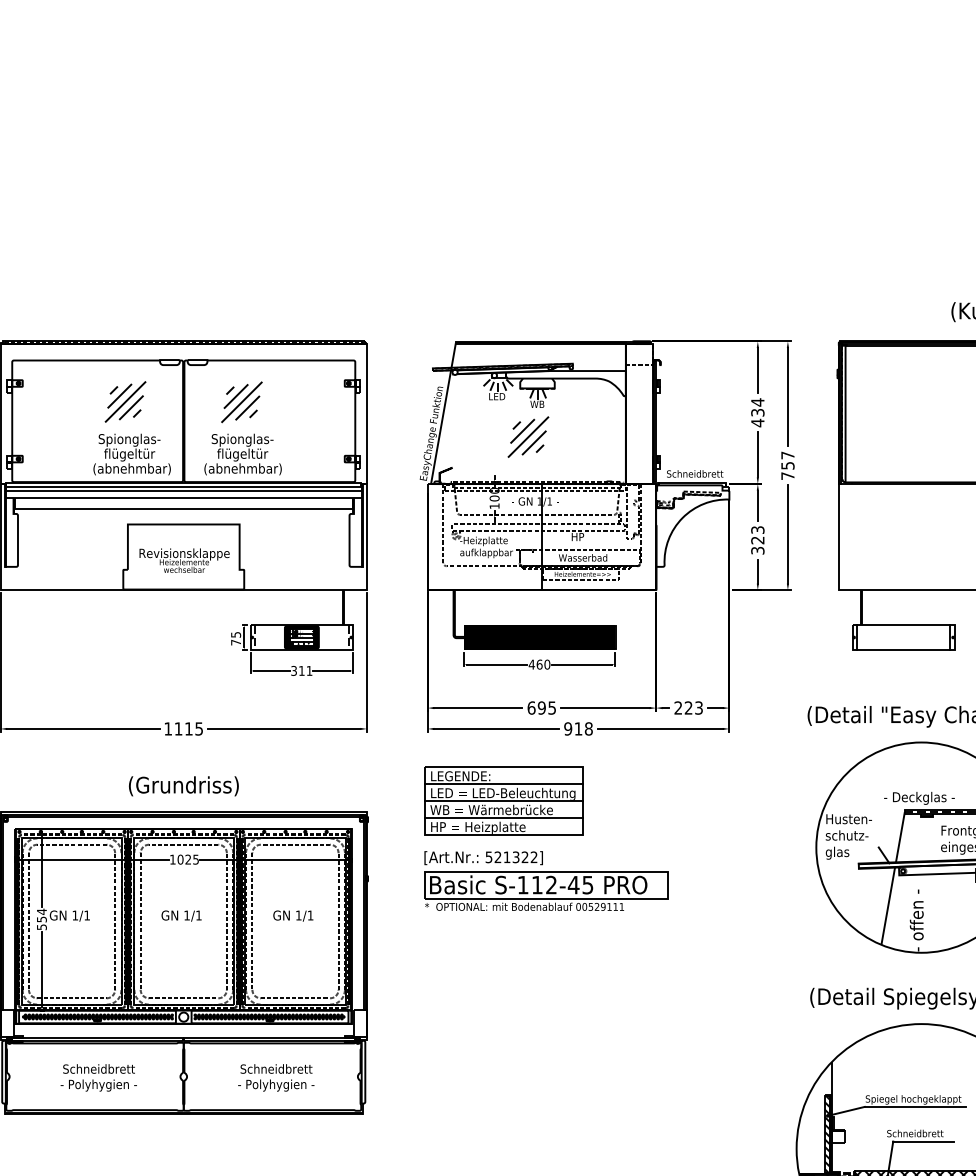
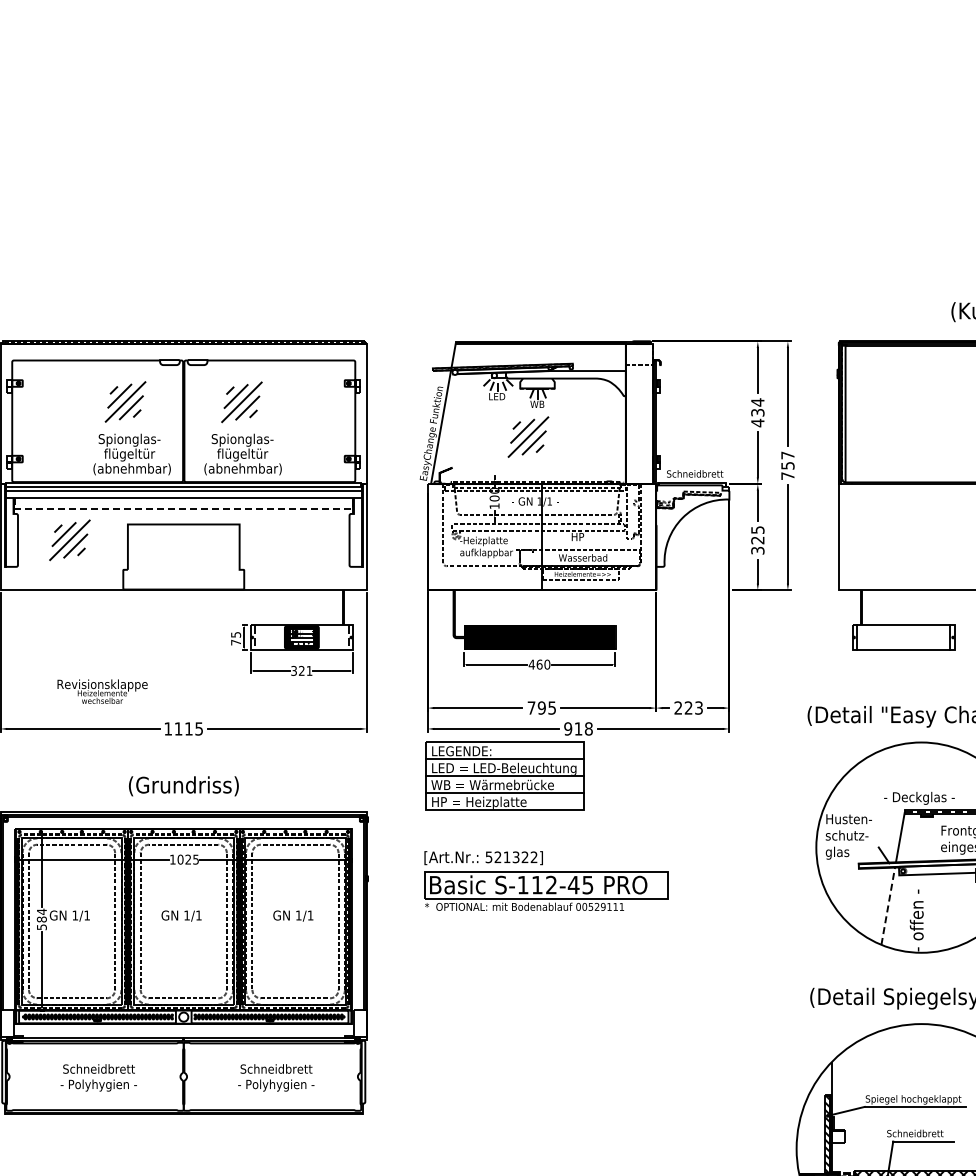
line: solid -> dashed (184, 509)
text: 323 -> 325 (757, 529)
part: none -> present (69, 540)
text position: (184, 560) -> (102, 691) (102, 691)
text: 311 -> 321 (301, 670)
text: 695 -> 795 (531, 707)
part position: (503, 800) -> (504, 775) (504, 775)
line: solid -> dashed (888, 905)
text: 554 -> 584 (41, 919)
